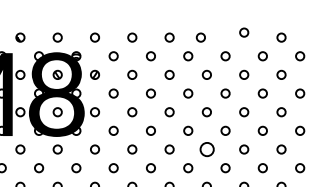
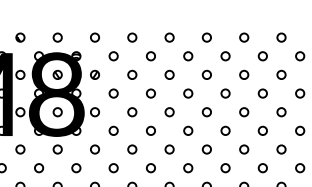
circle position: (244, 32) -> (244, 37) (244, 37)
circle position: (200, 37) -> (206, 37) (206, 37)
circle size: 16x16 px -> 11x11 px (206, 149)
